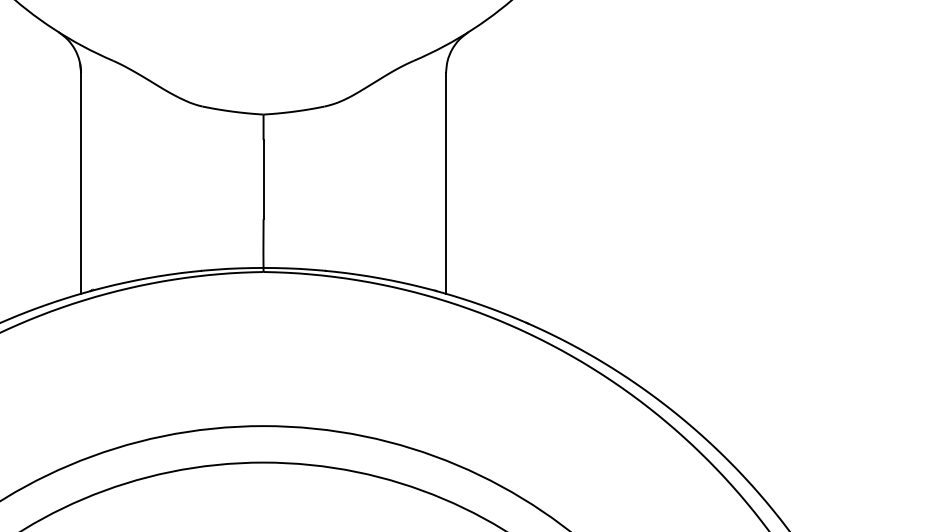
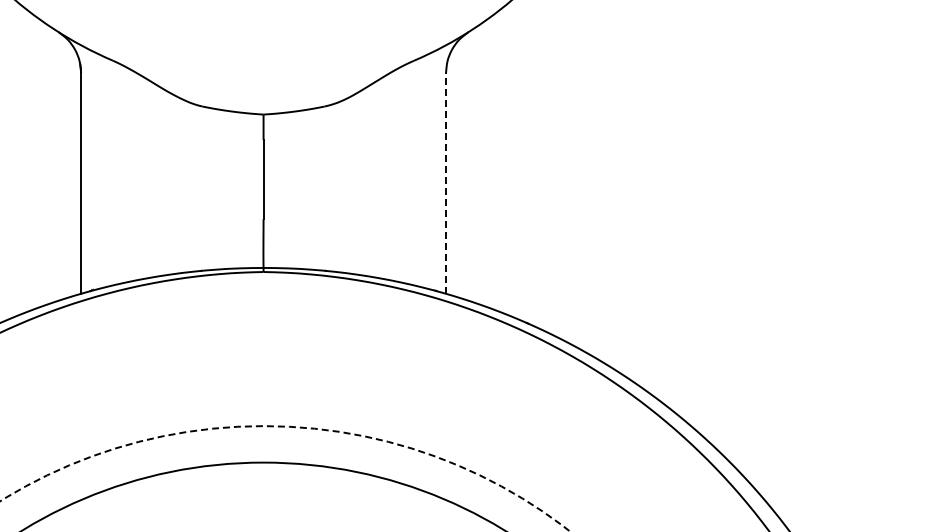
line: solid -> dashed (446, 183)
circle: solid -> dashed (285, 478)
